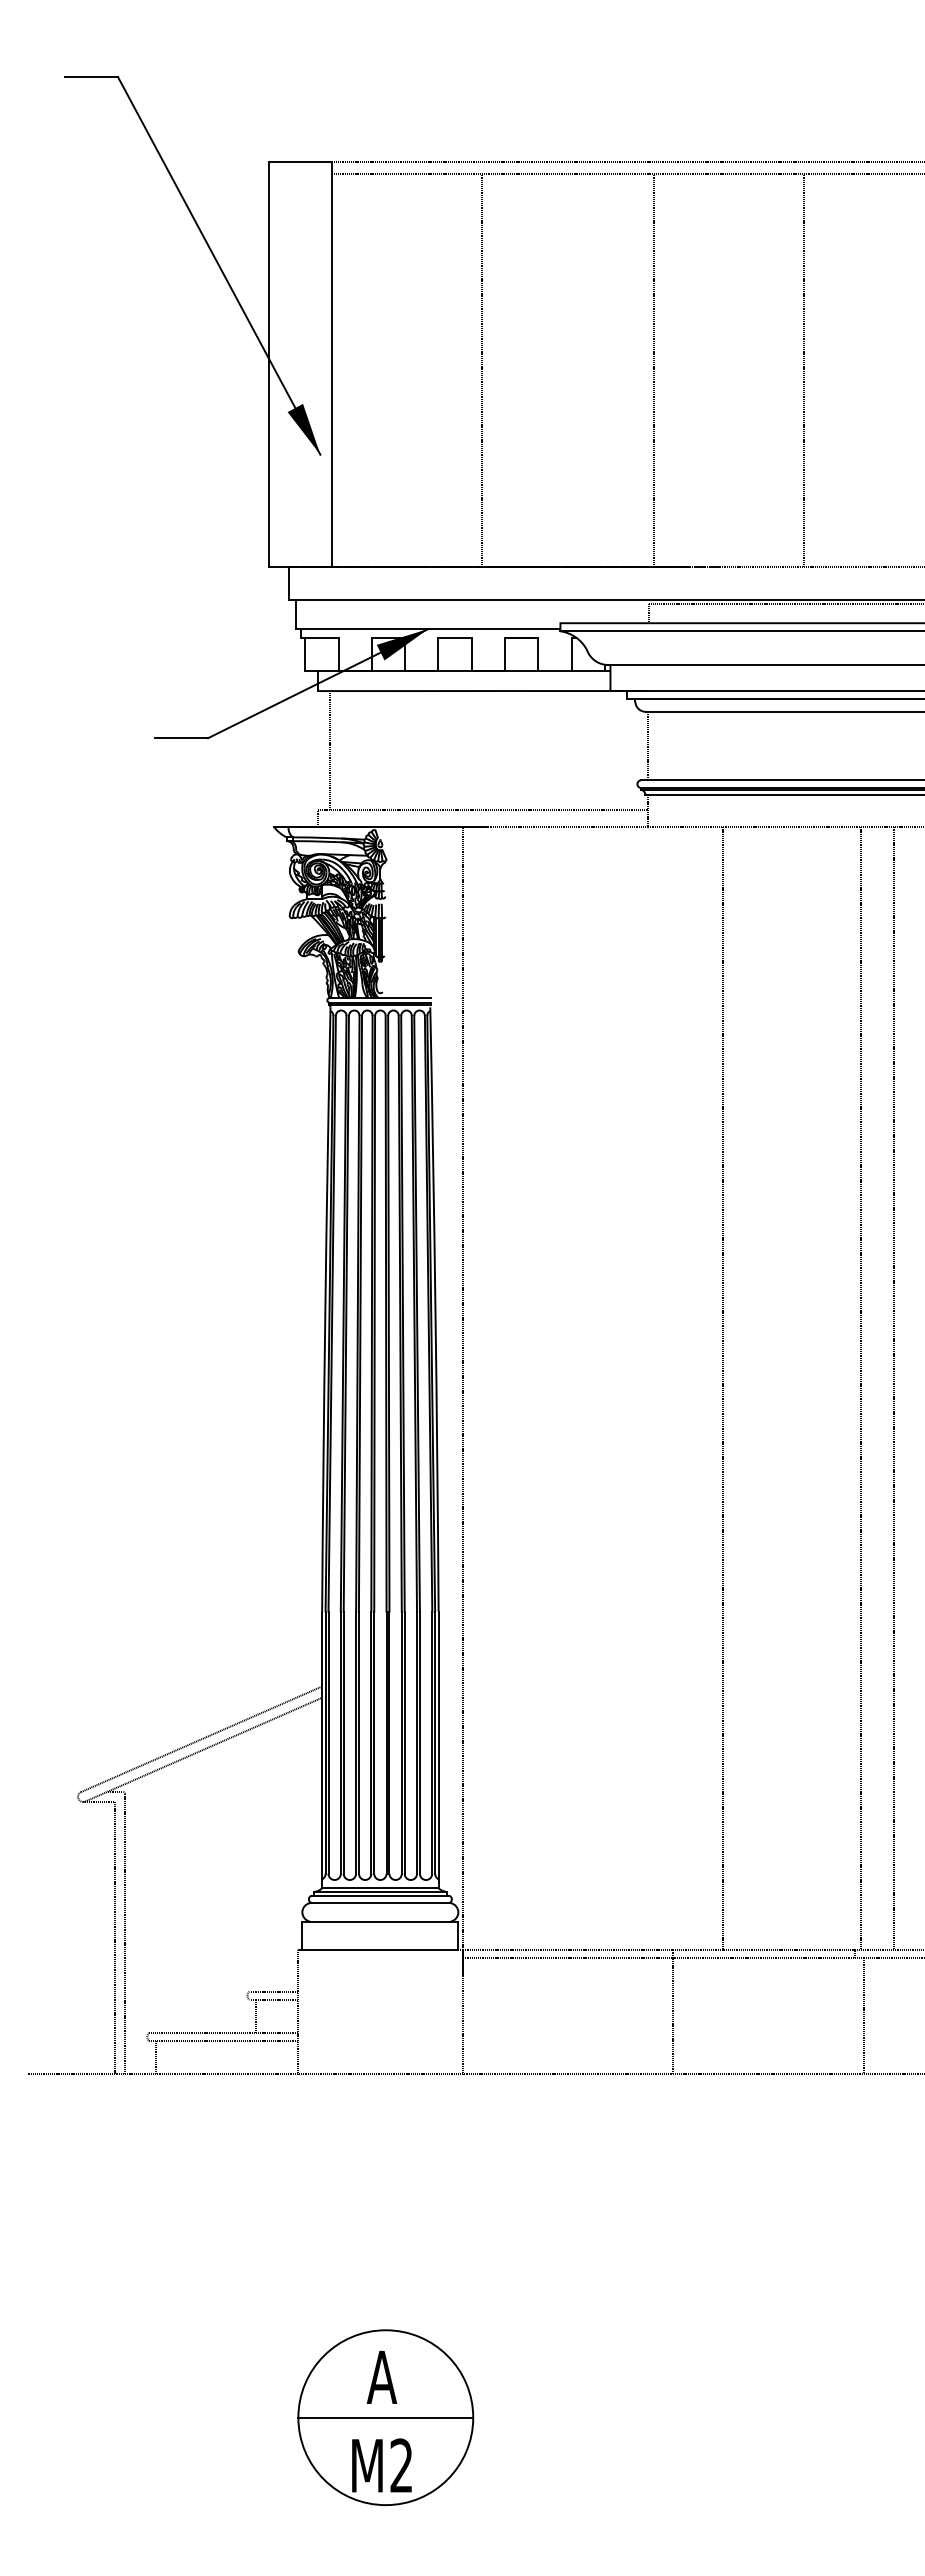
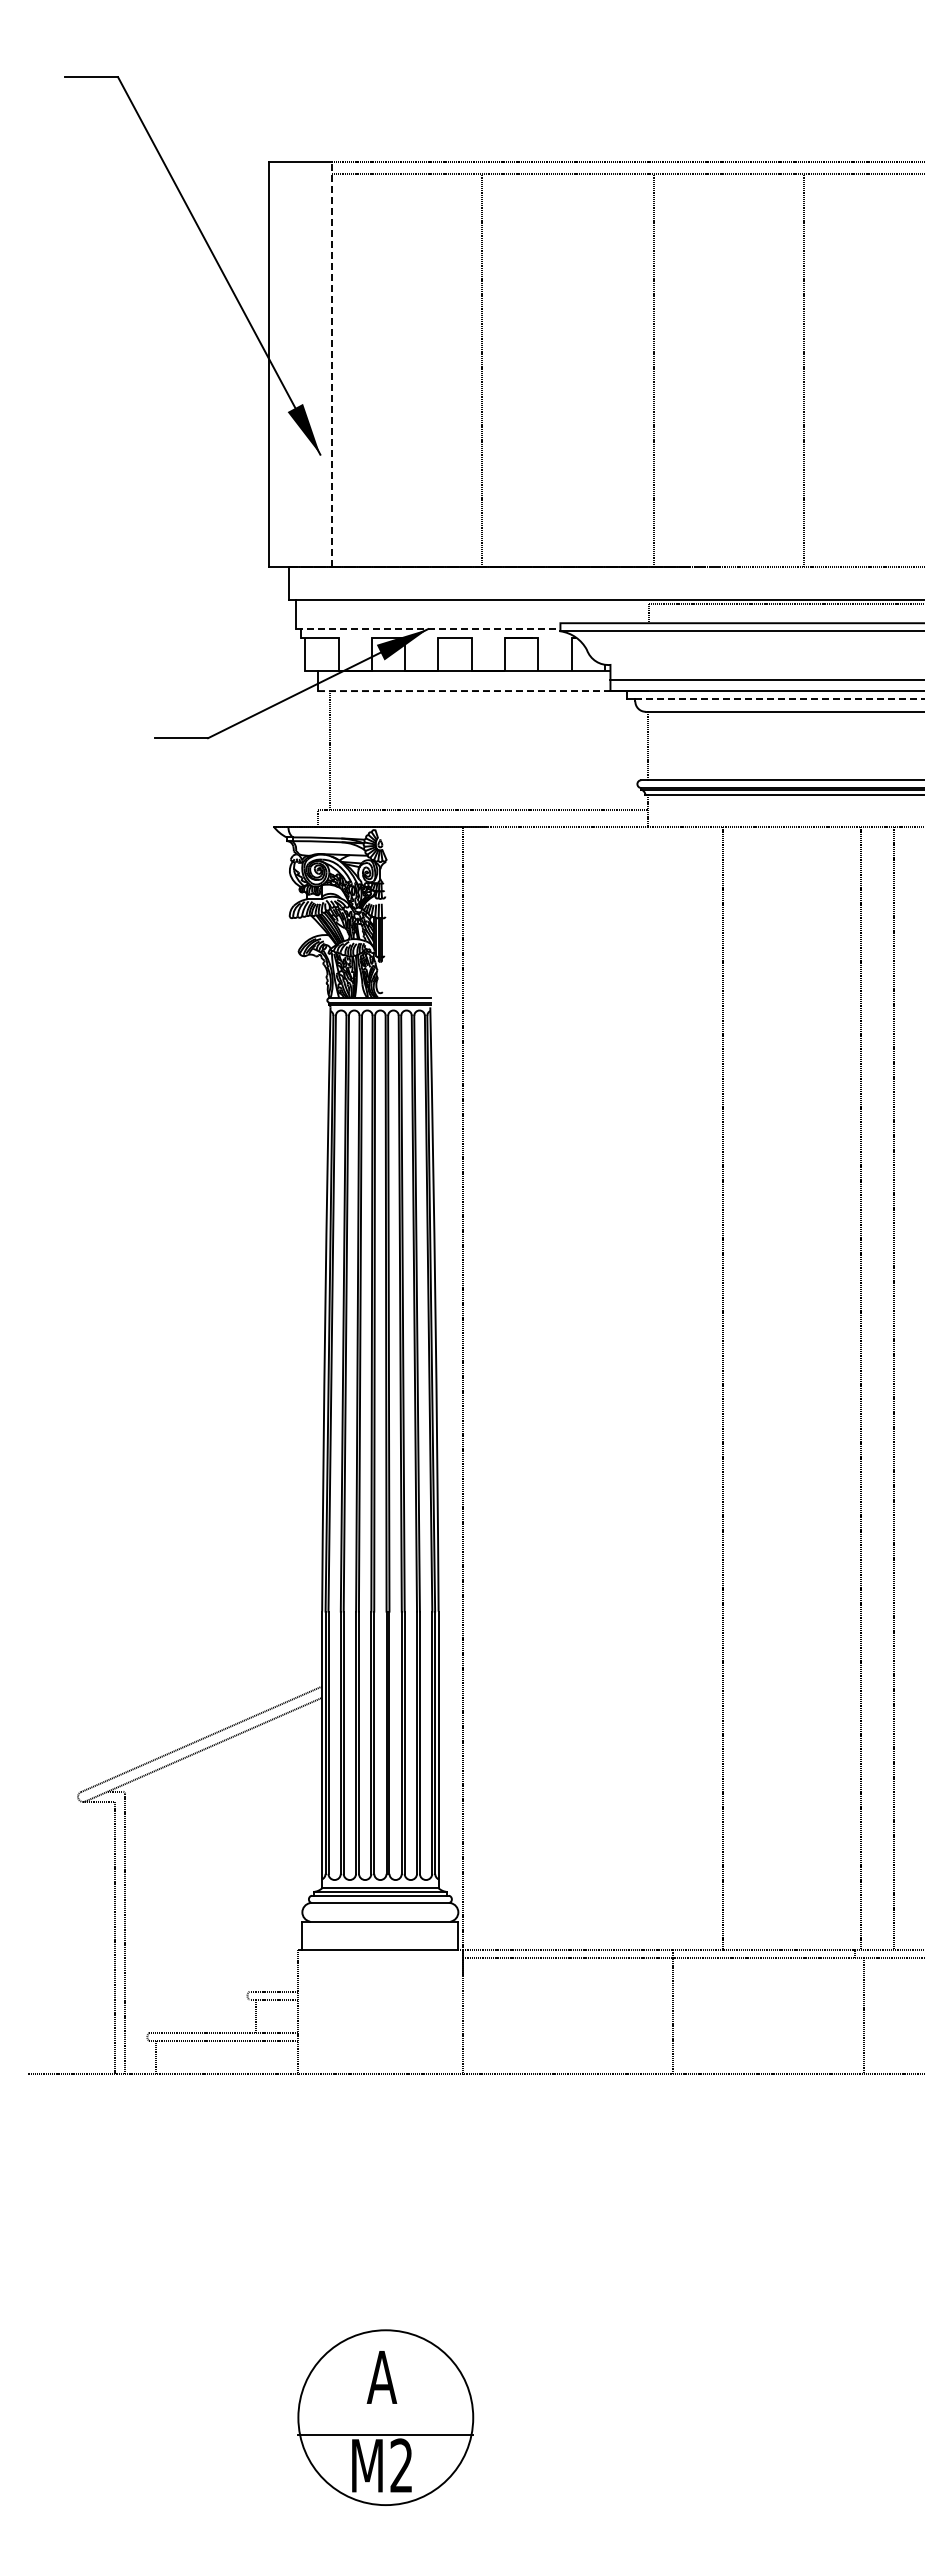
line: solid -> dashed (332, 363)
line: solid -> dashed (428, 629)
line position: (765, 664) -> (765, 679) (765, 679)
line: solid -> dashed (468, 691)
line: solid -> dashed (780, 699)
line position: (385, 2417) -> (385, 2434) (385, 2434)
